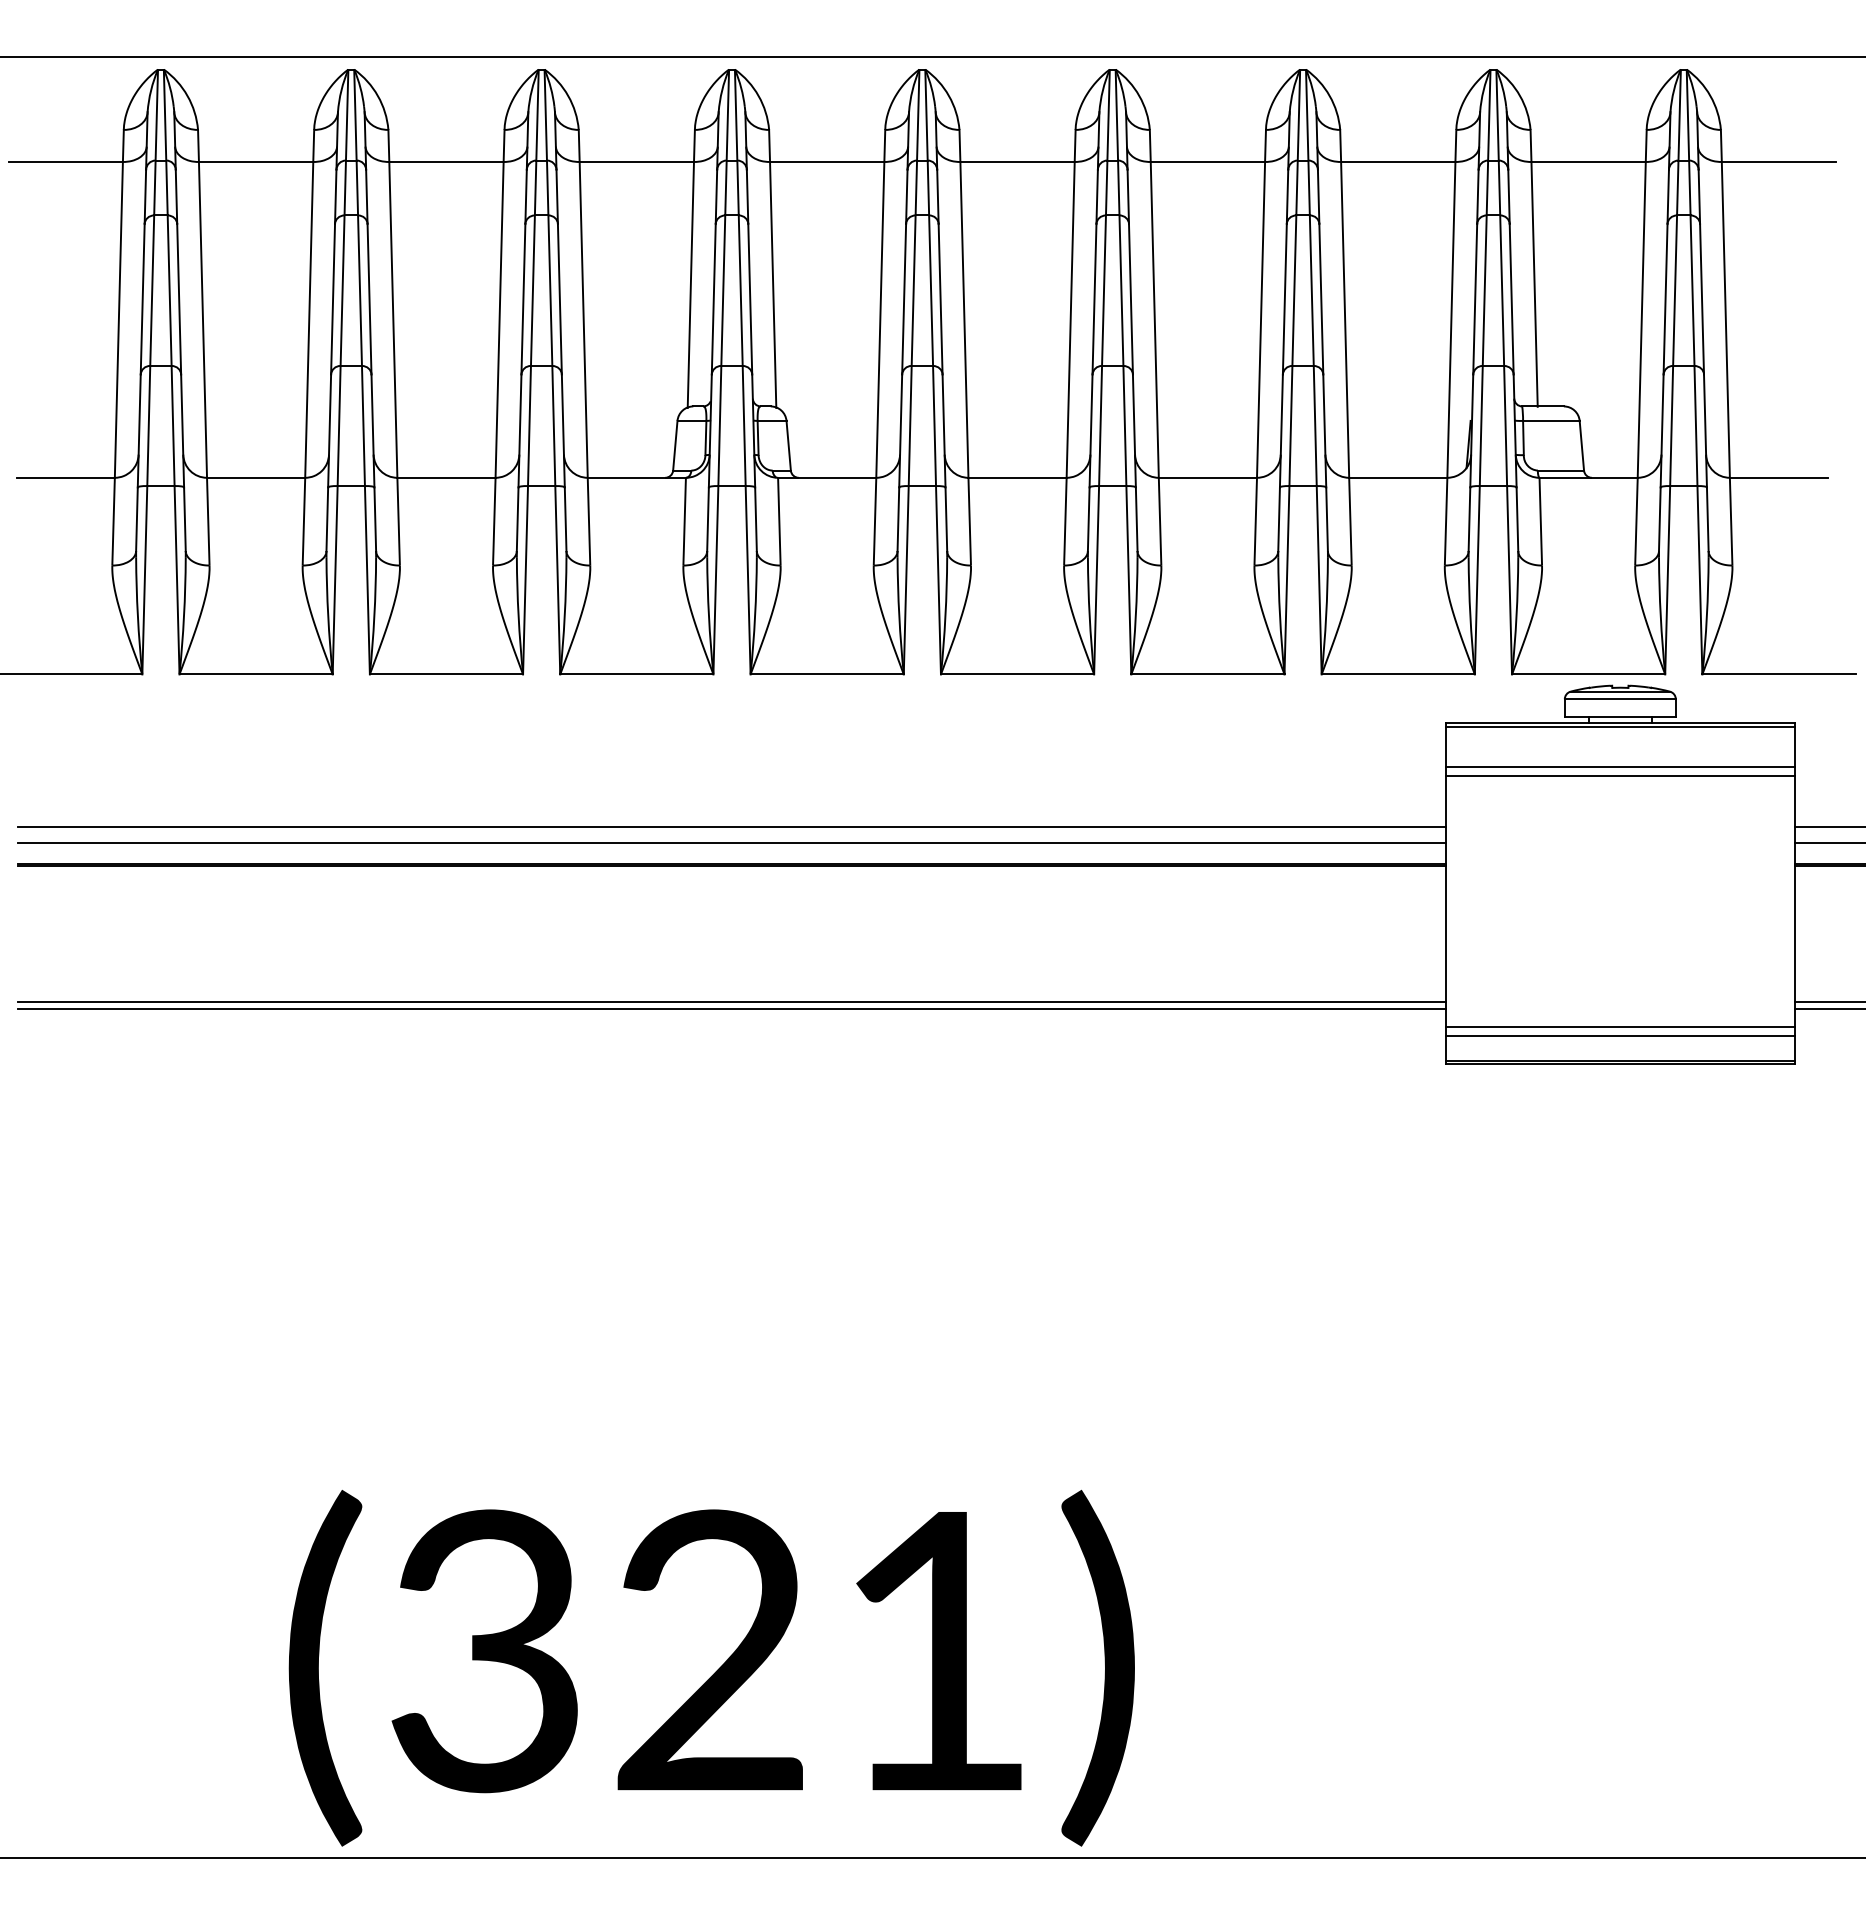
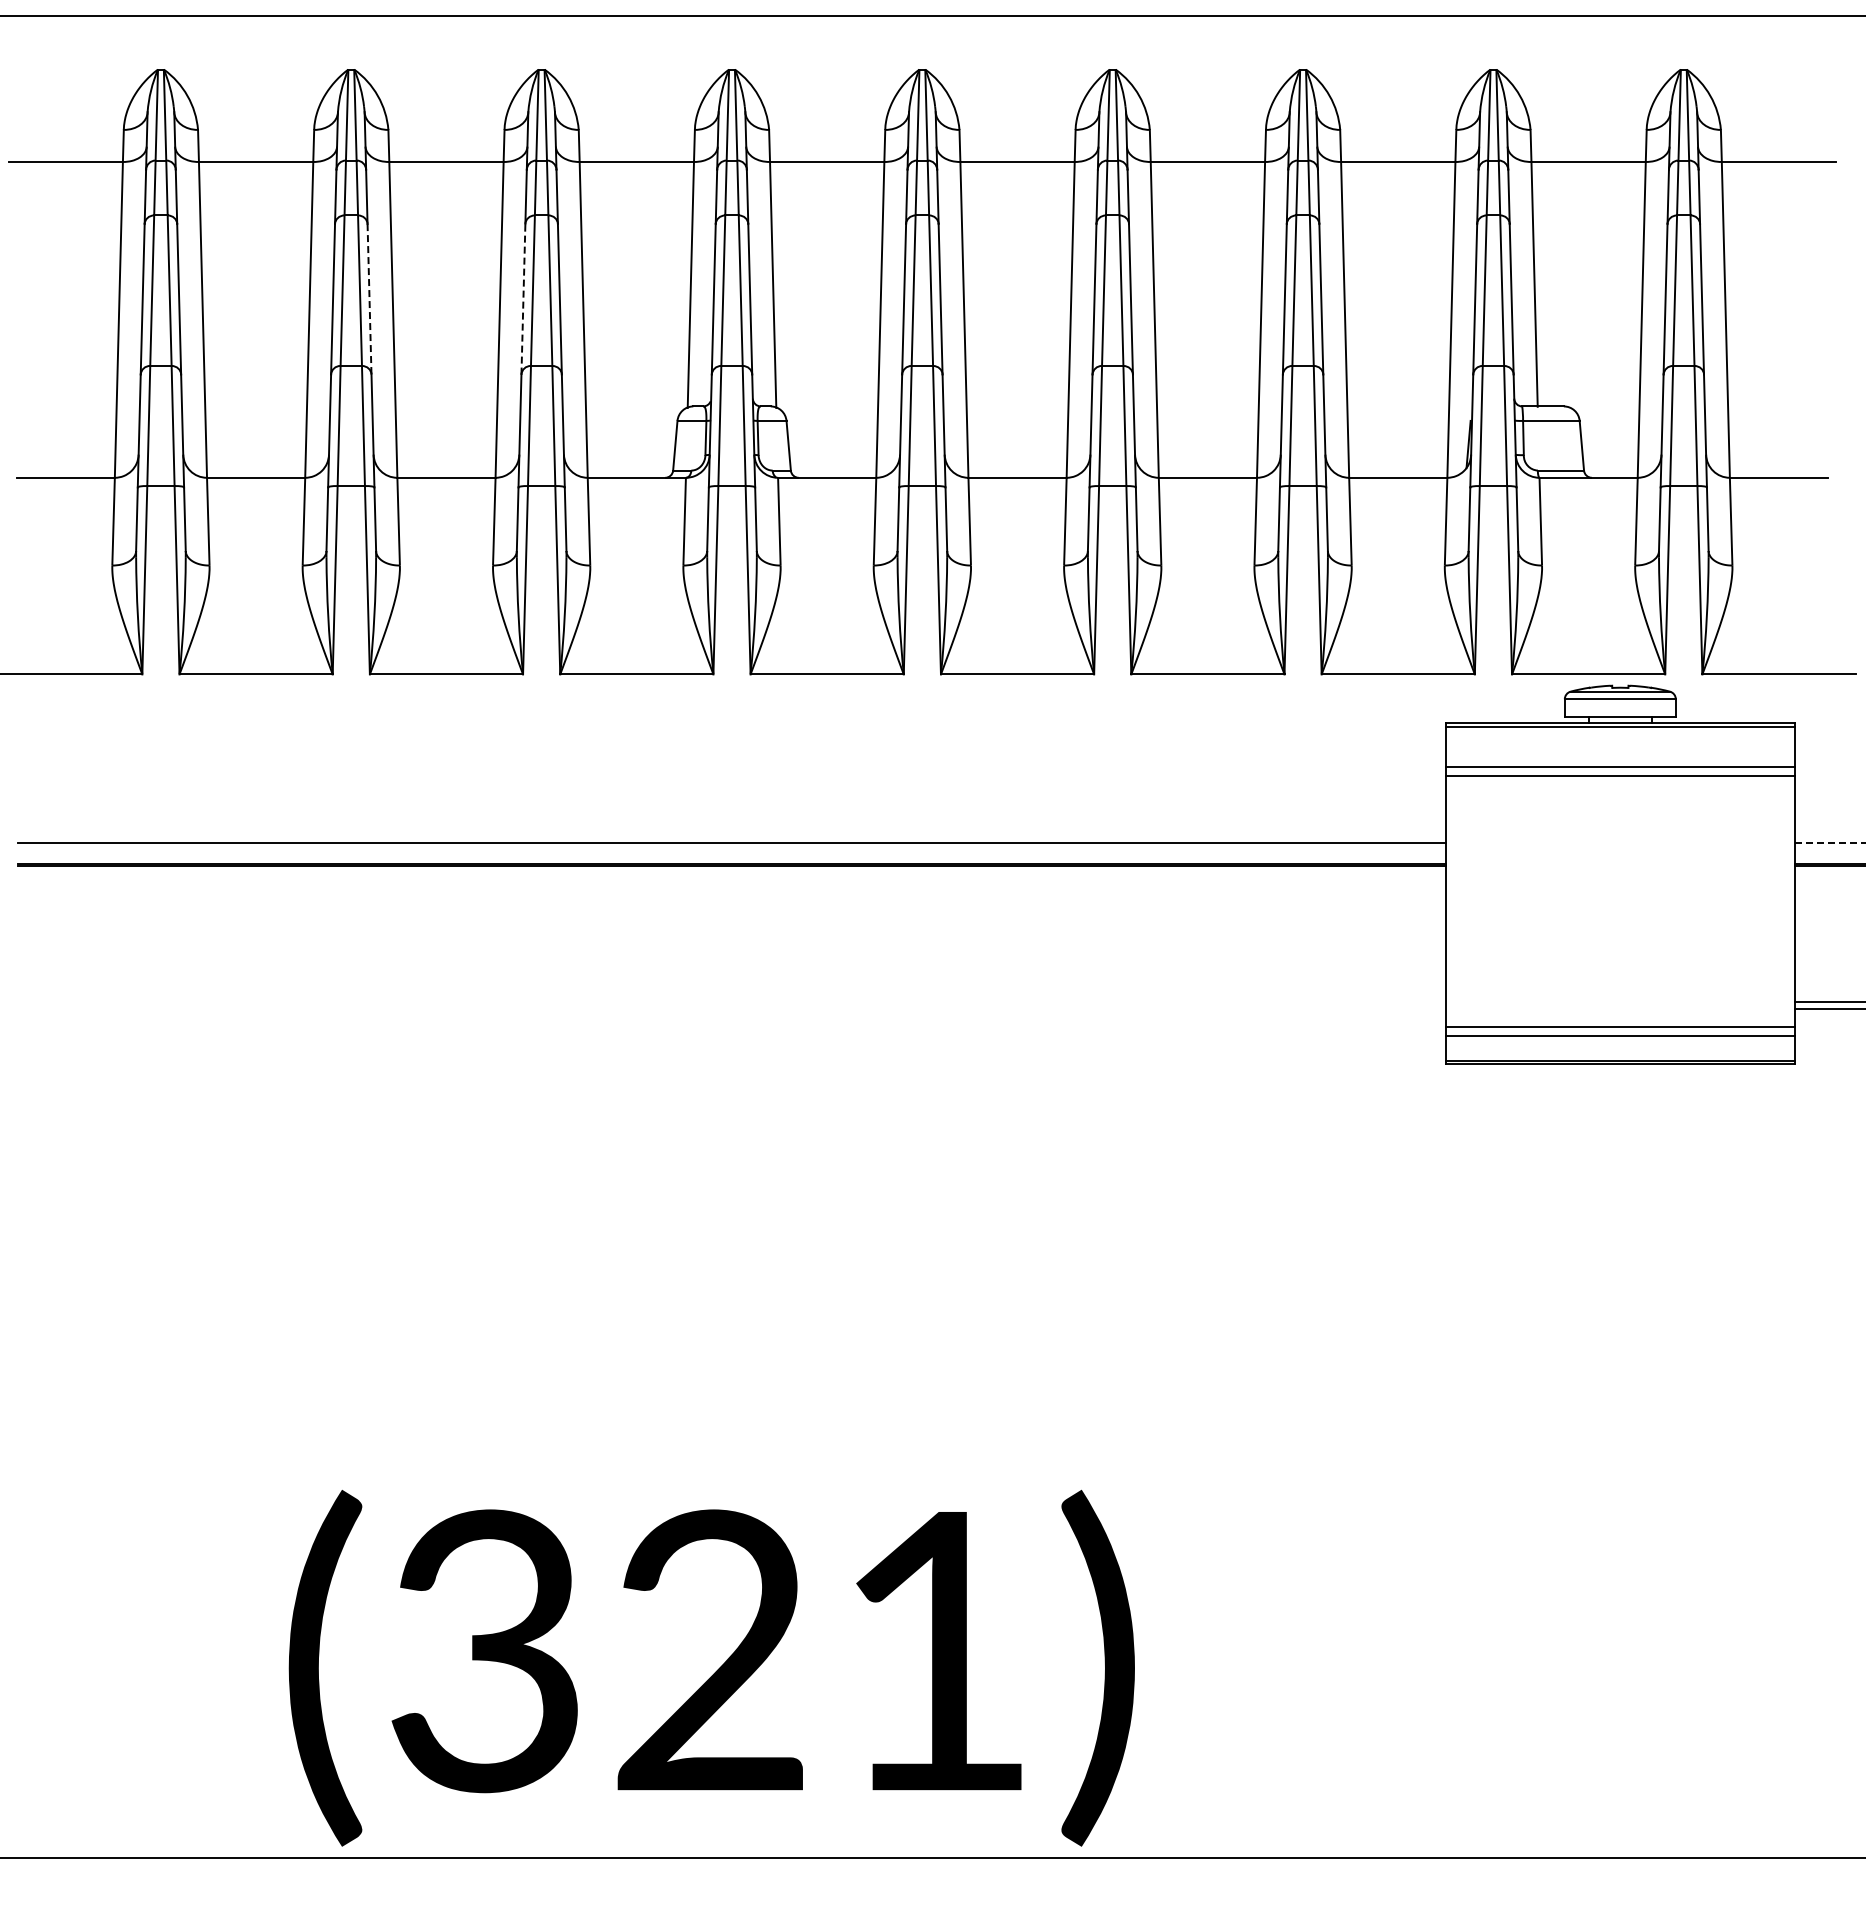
line position: (932, 57) -> (932, 16) (932, 16)
line: solid -> dashed (523, 298)
line: solid -> dashed (369, 299)
line: present -> none (731, 827)
line: present -> none (1828, 827)
line: solid -> dashed (1830, 842)
line: present -> none (731, 1001)
line: present -> none (731, 1009)
